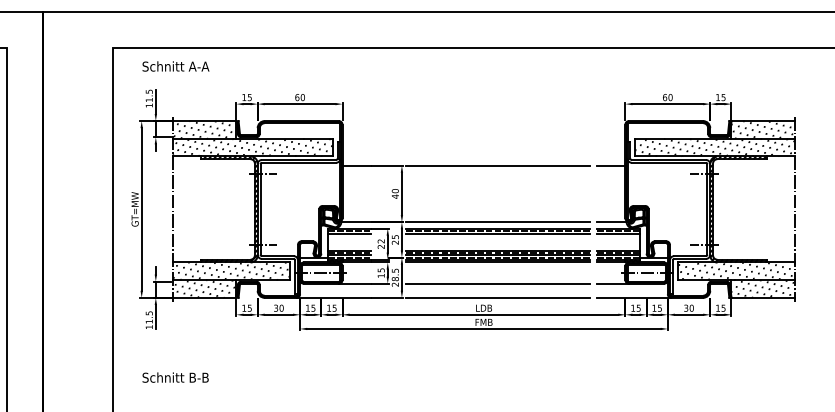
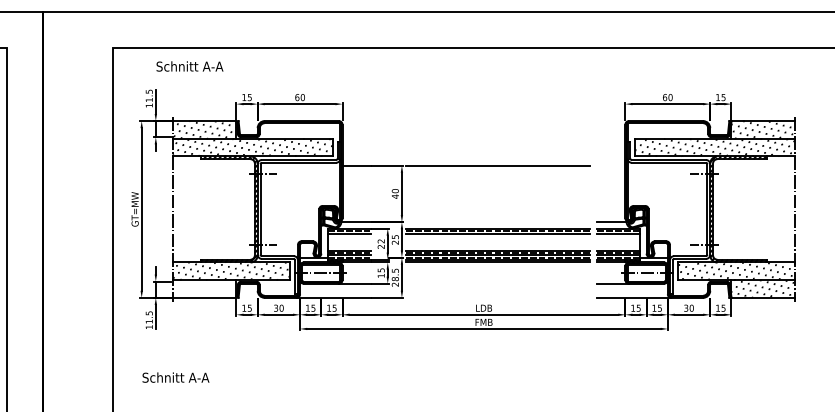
text position: (175, 66) -> (189, 66) (189, 66)
line: present -> none (611, 165)
line: present -> none (498, 222)
line: present -> none (498, 283)
hatch: present -> none (205, 288)
line: present -> none (498, 297)
text: Schnitt B-B -> Schnitt A-A (198, 377)
